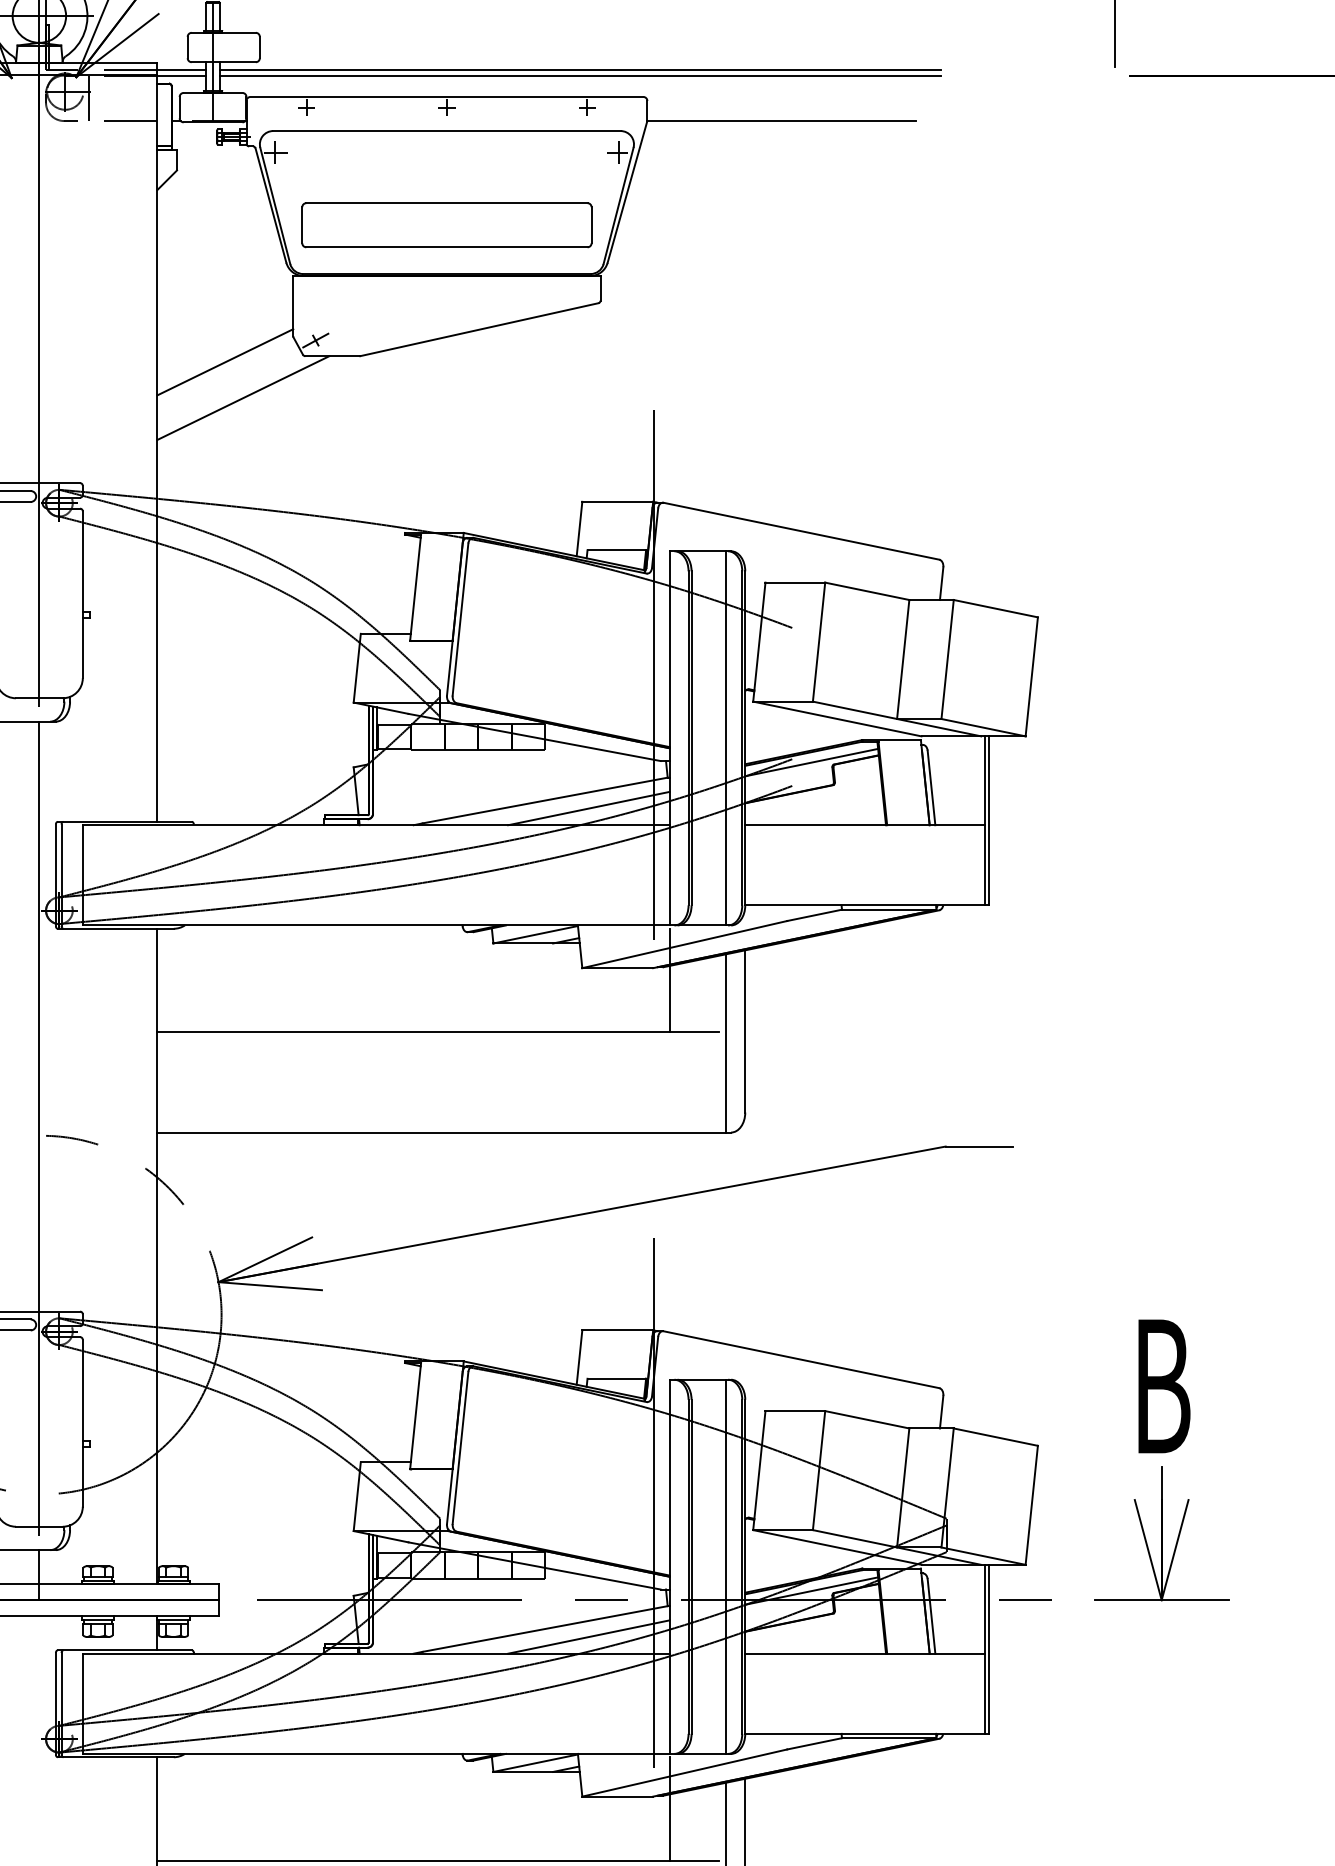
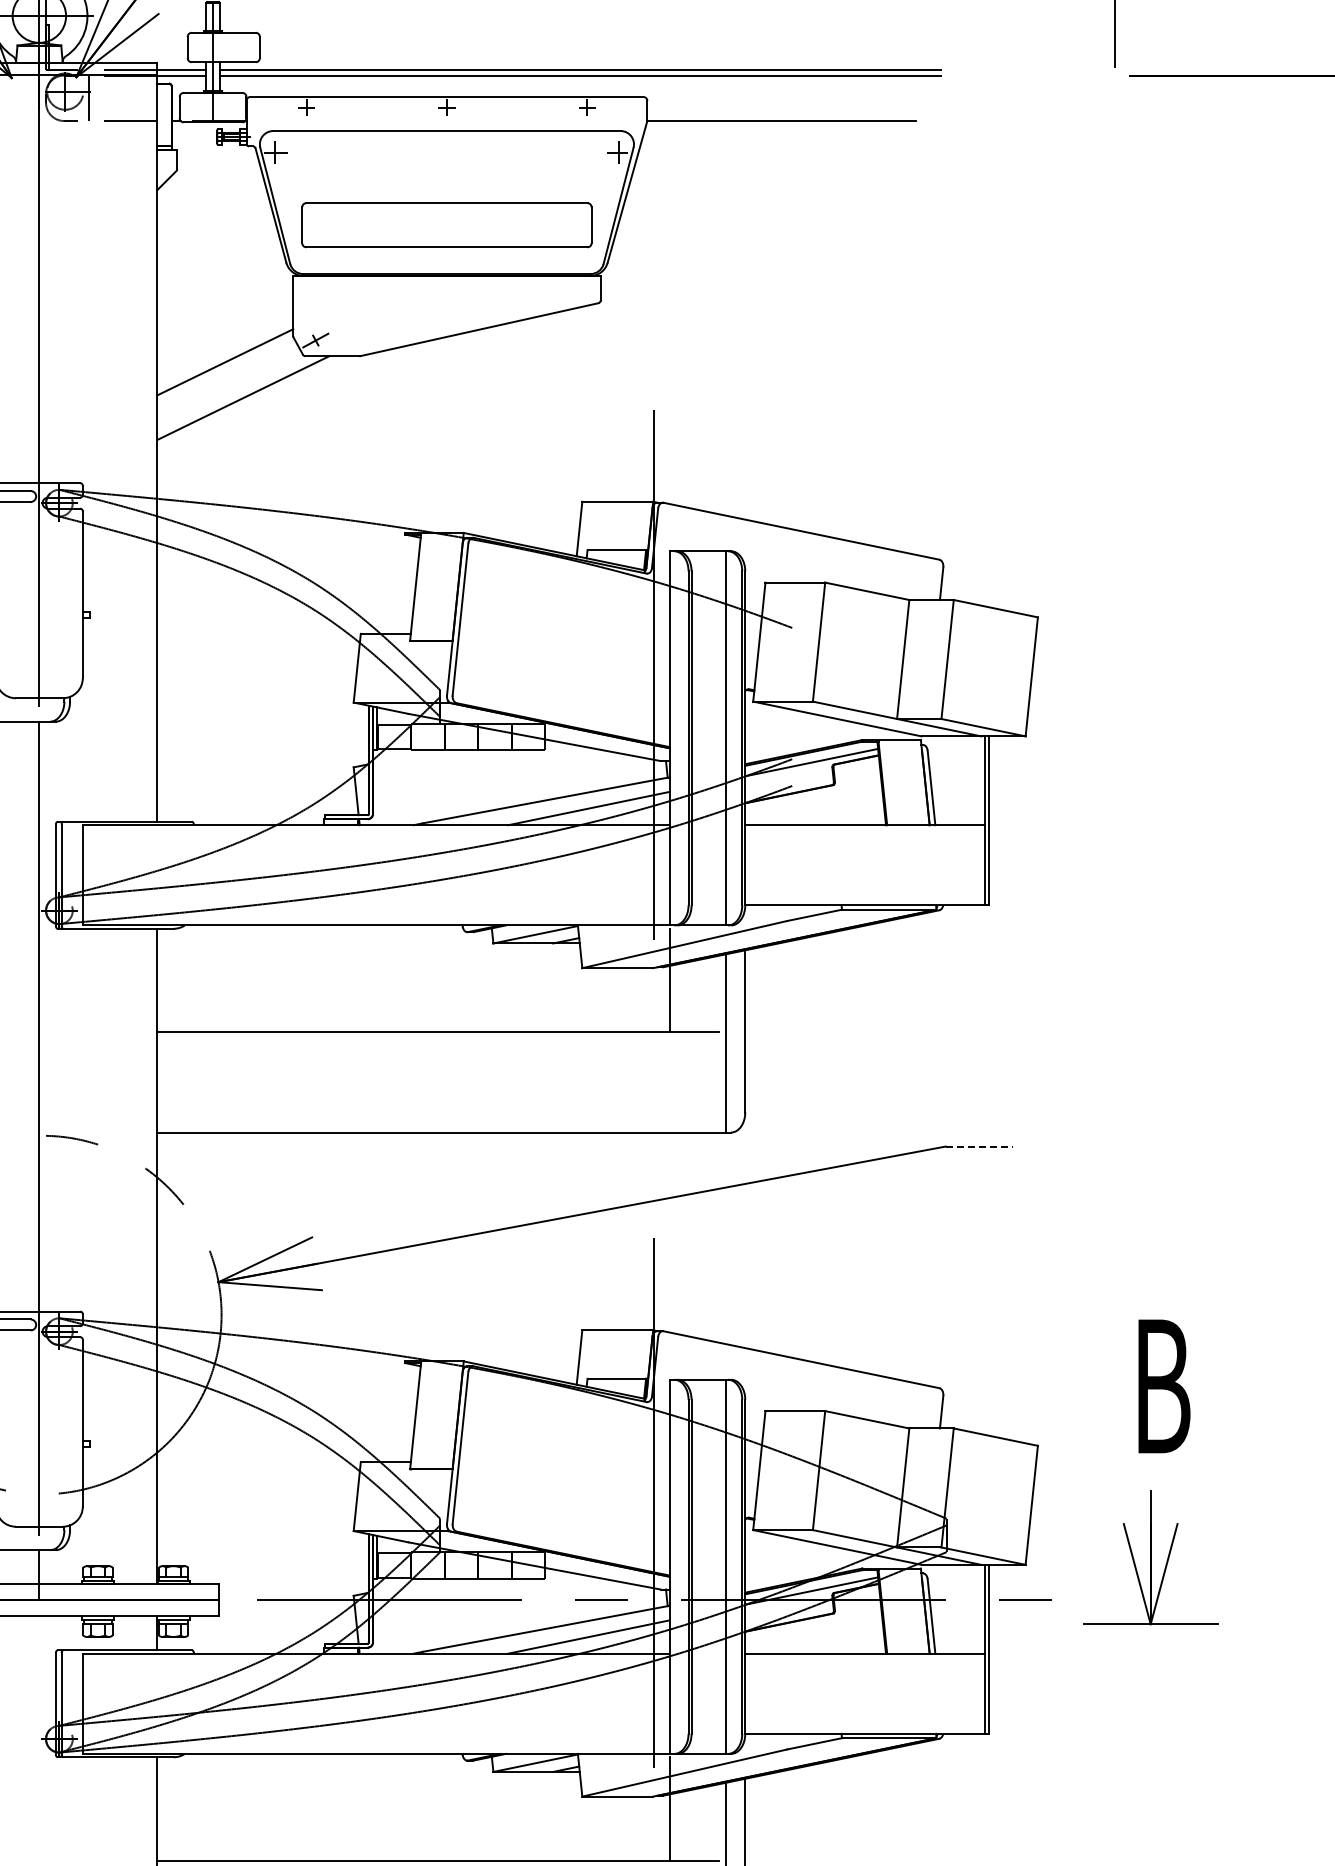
line: solid -> dashed (979, 1146)
part position: (1161, 1533) -> (1150, 1557) (1150, 1557)
